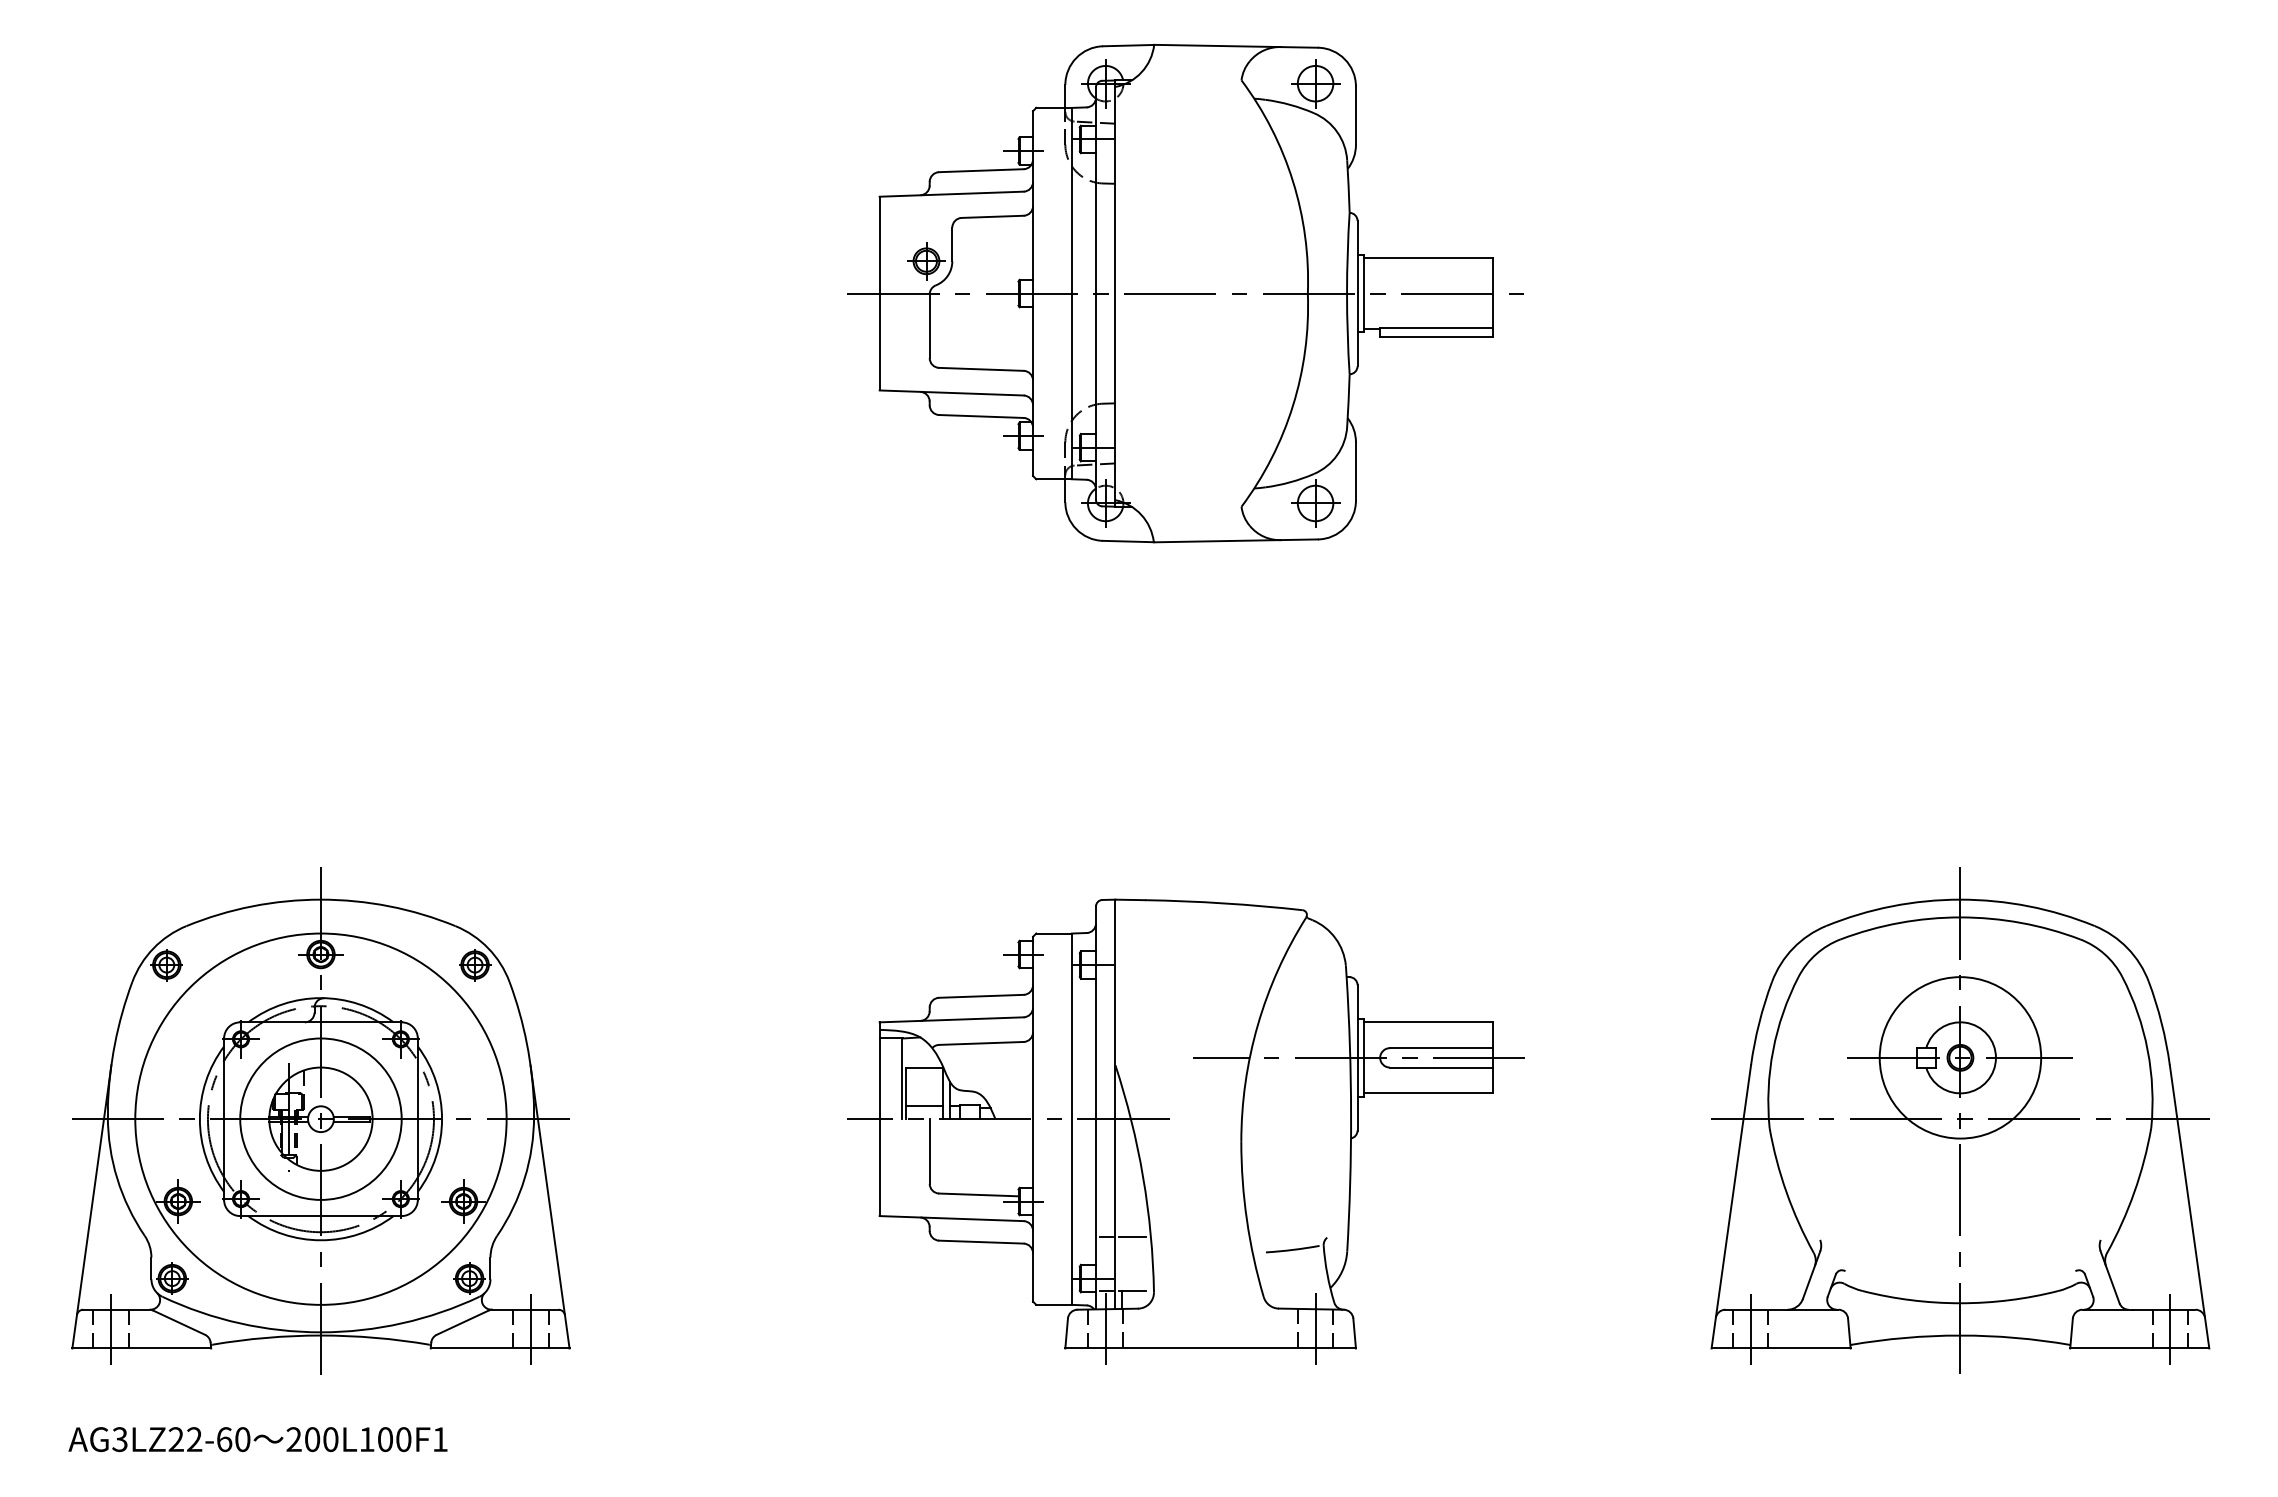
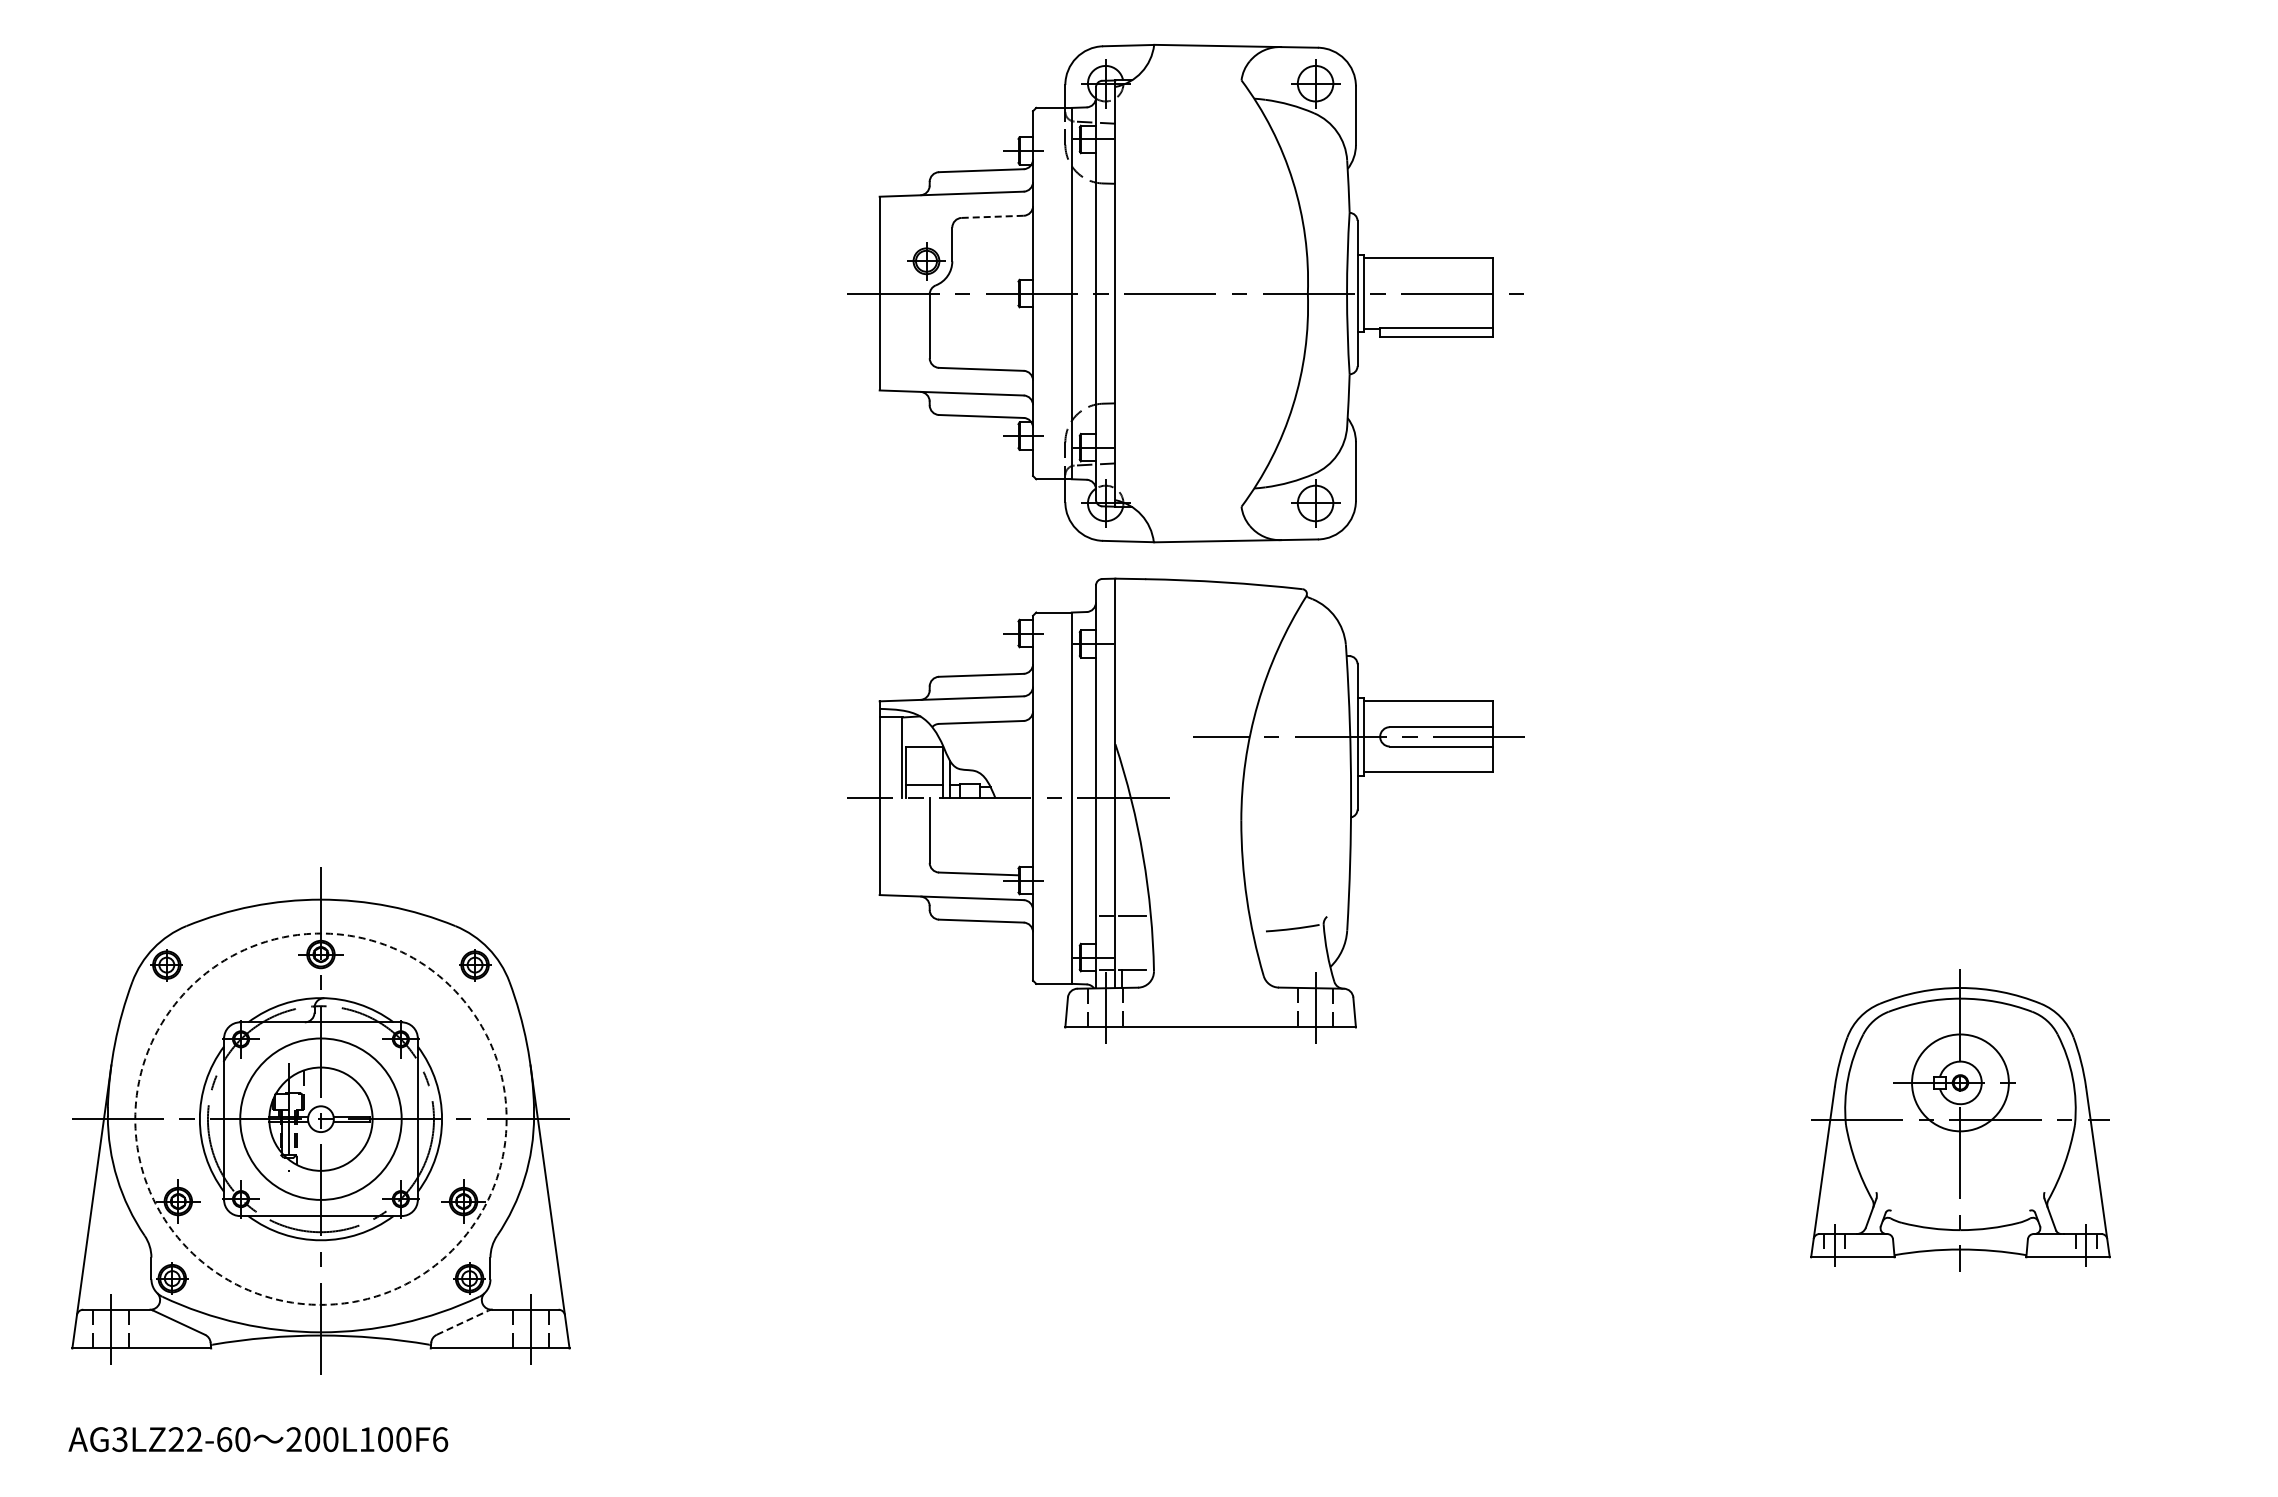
line: solid -> dashed (992, 216)
circle: solid -> dashed (320, 1118)
part size: 501x507 px -> 301x303 px (1960, 1120)
part position: (1185, 1131) -> (1185, 810) (1185, 810)
line: solid -> dashed (462, 1322)
text: 200L100F1 -> 200L100F6 (440, 1439)
